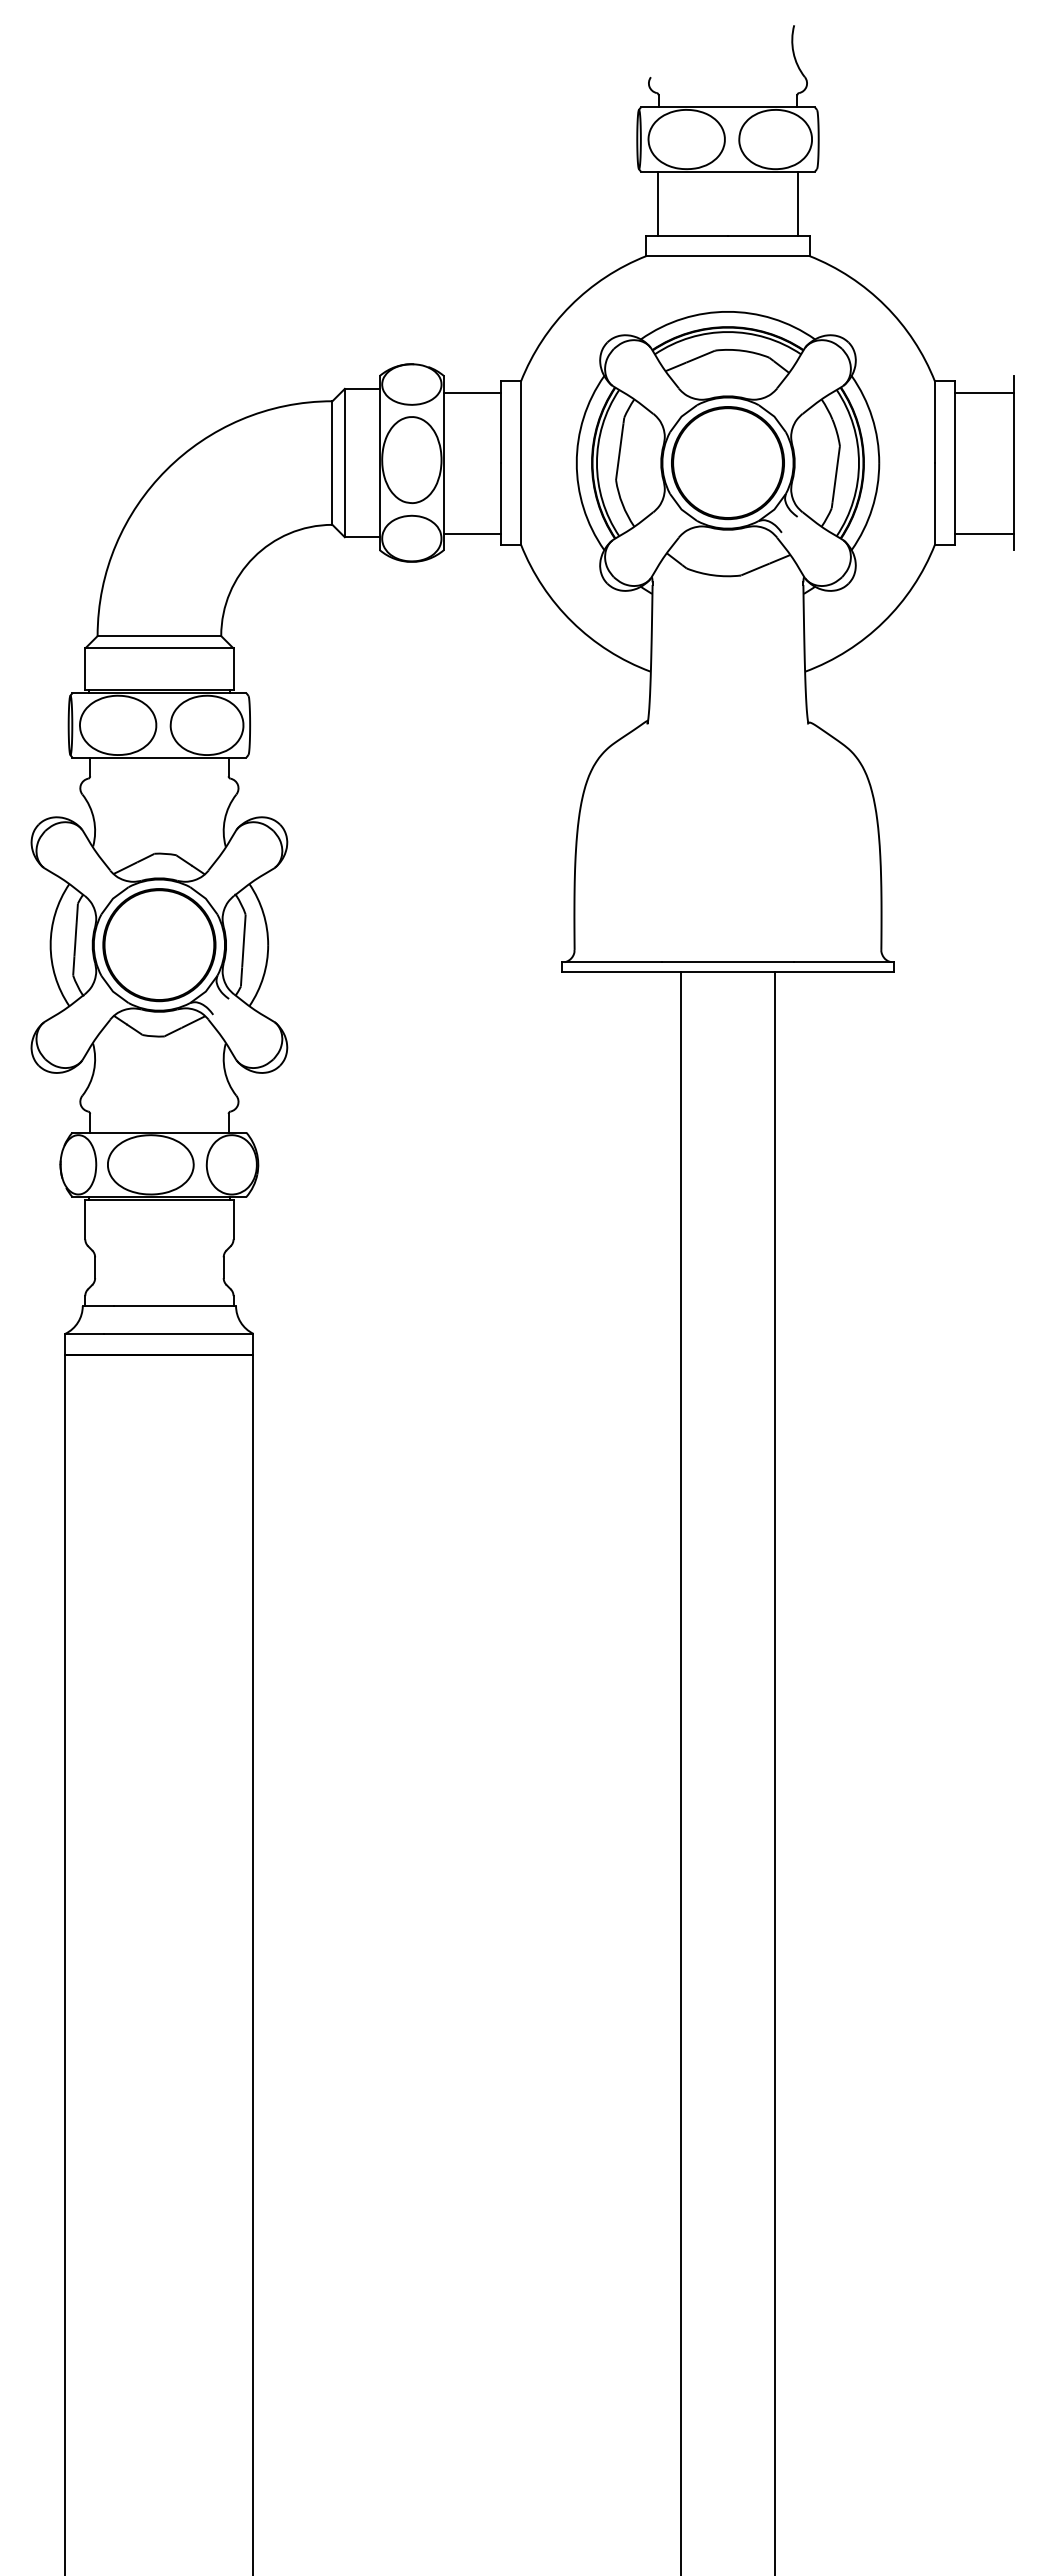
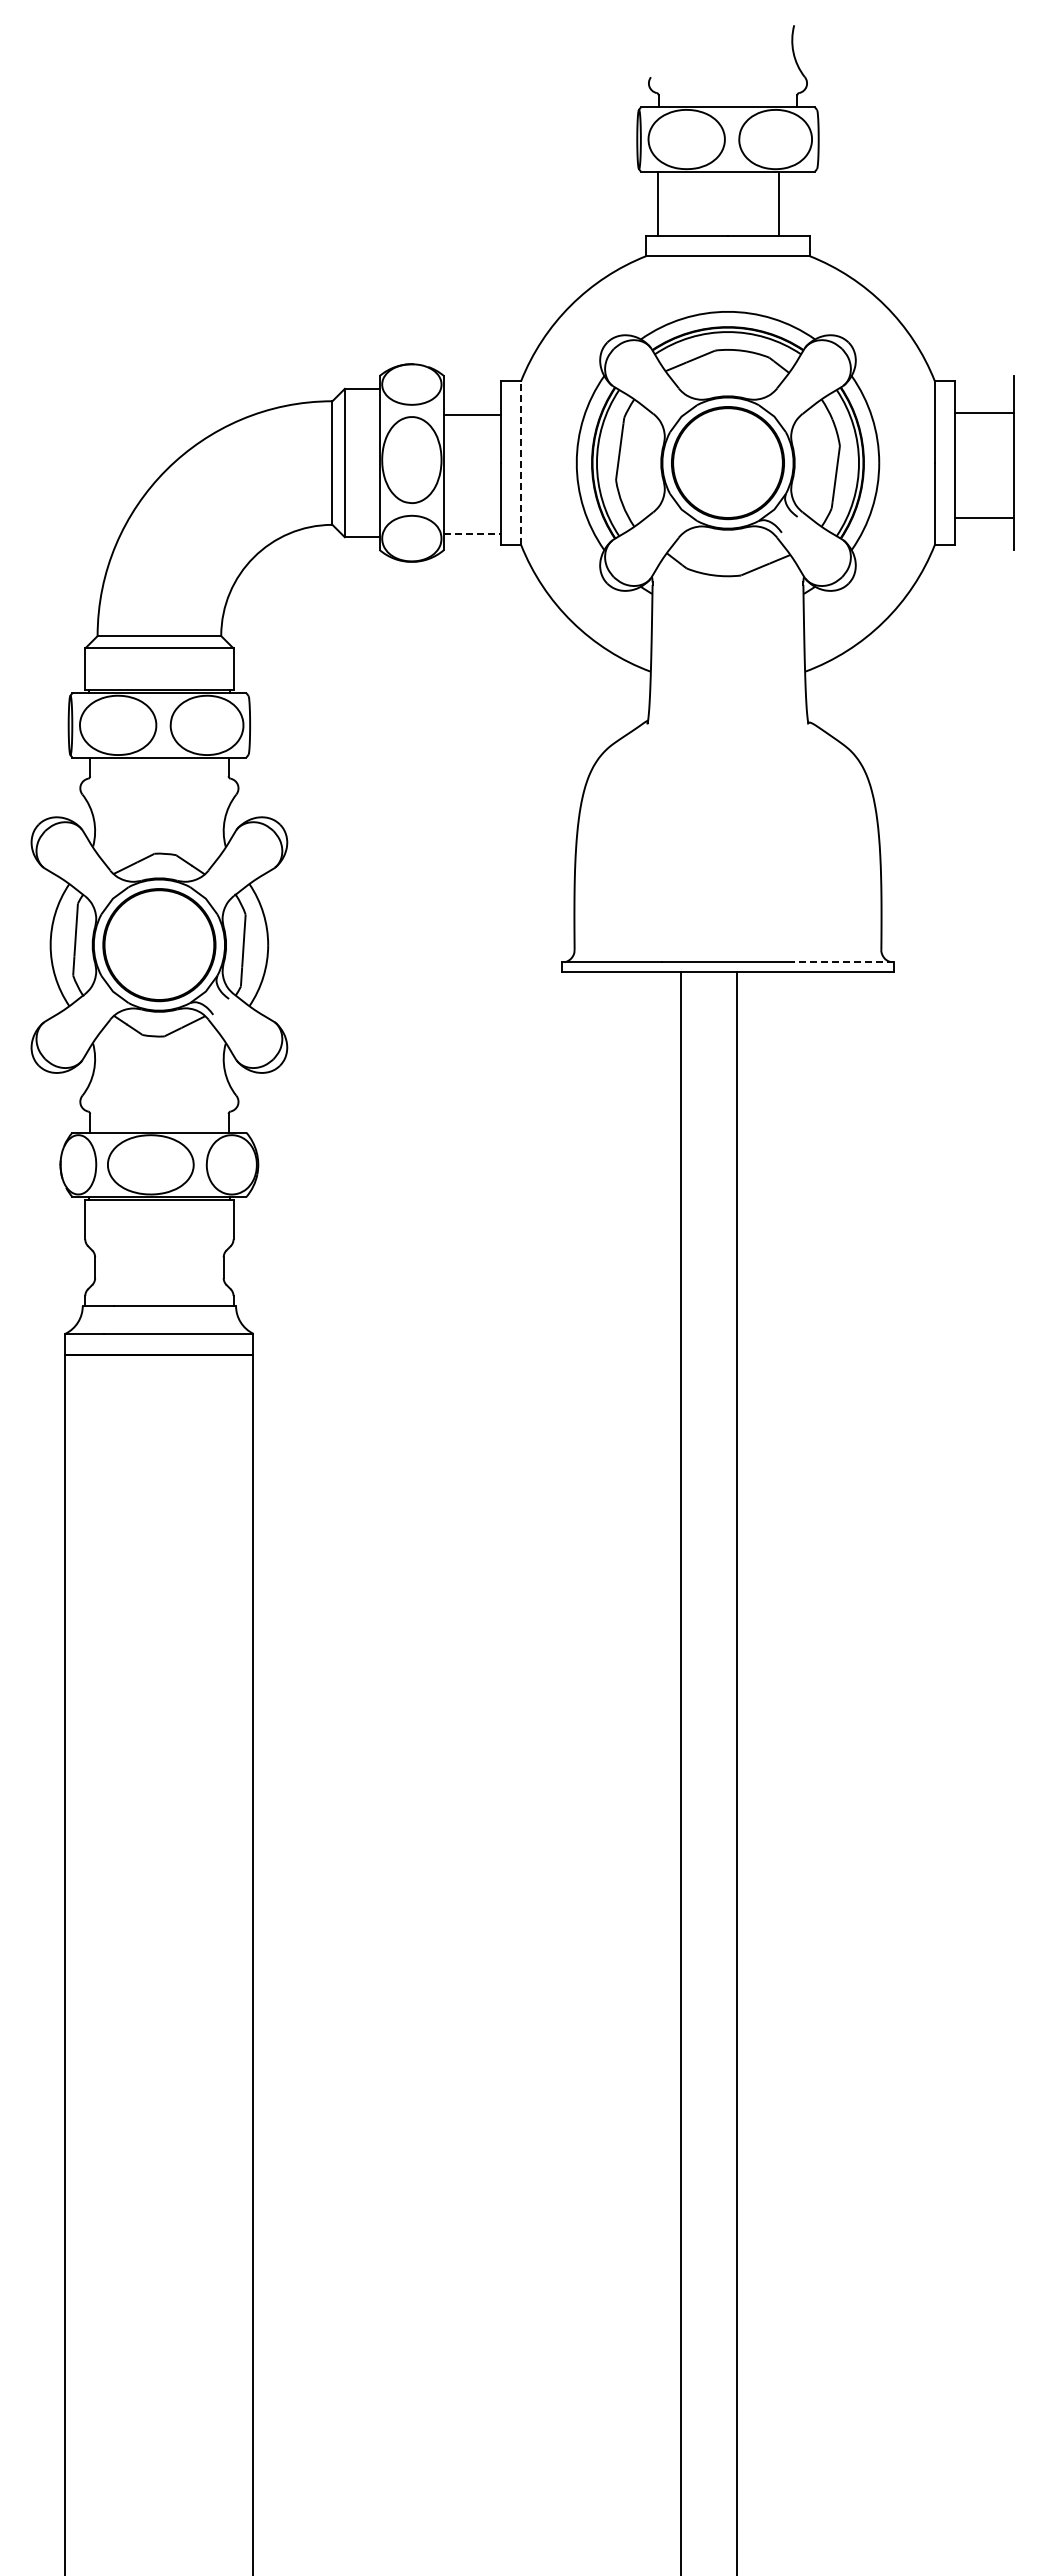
line position: (798, 203) -> (779, 203) (779, 203)
line position: (472, 392) -> (472, 414) (472, 414)
line position: (984, 392) -> (984, 412) (984, 412)
line: solid -> dashed (520, 463)
line: solid -> dashed (472, 533)
line position: (984, 533) -> (984, 517) (984, 517)
line: solid -> dashed (843, 962)
line position: (775, 1772) -> (737, 1772) (737, 1772)
